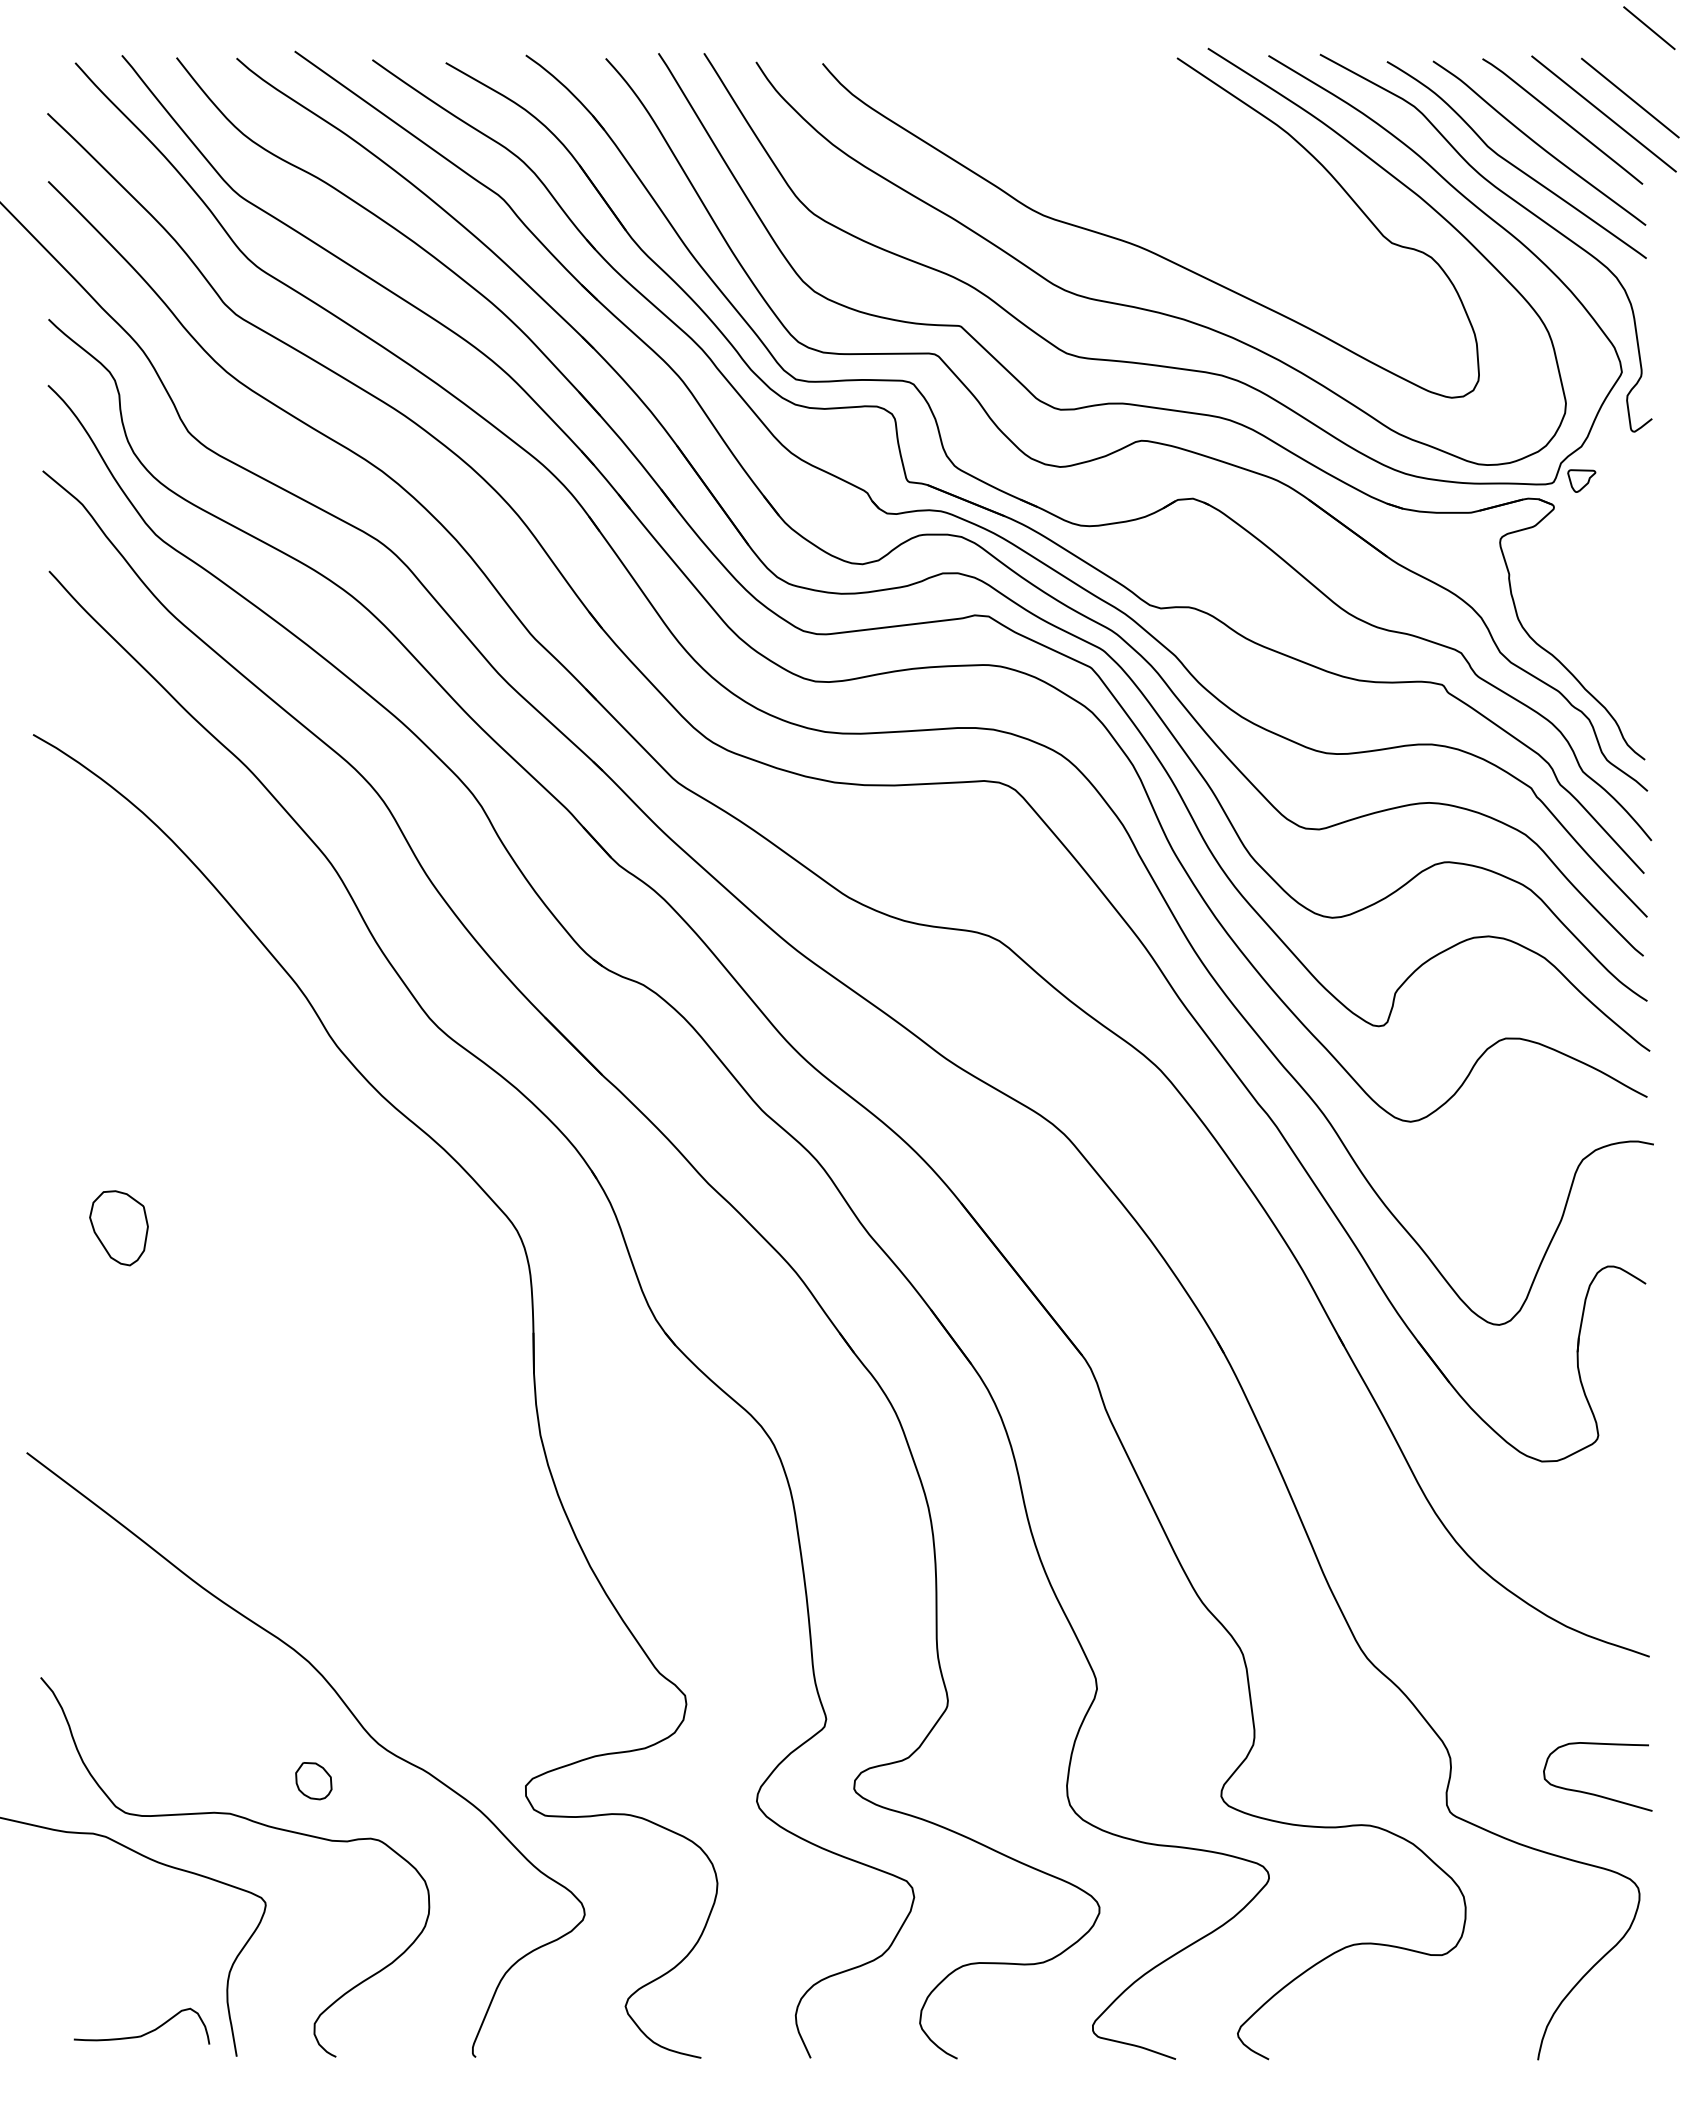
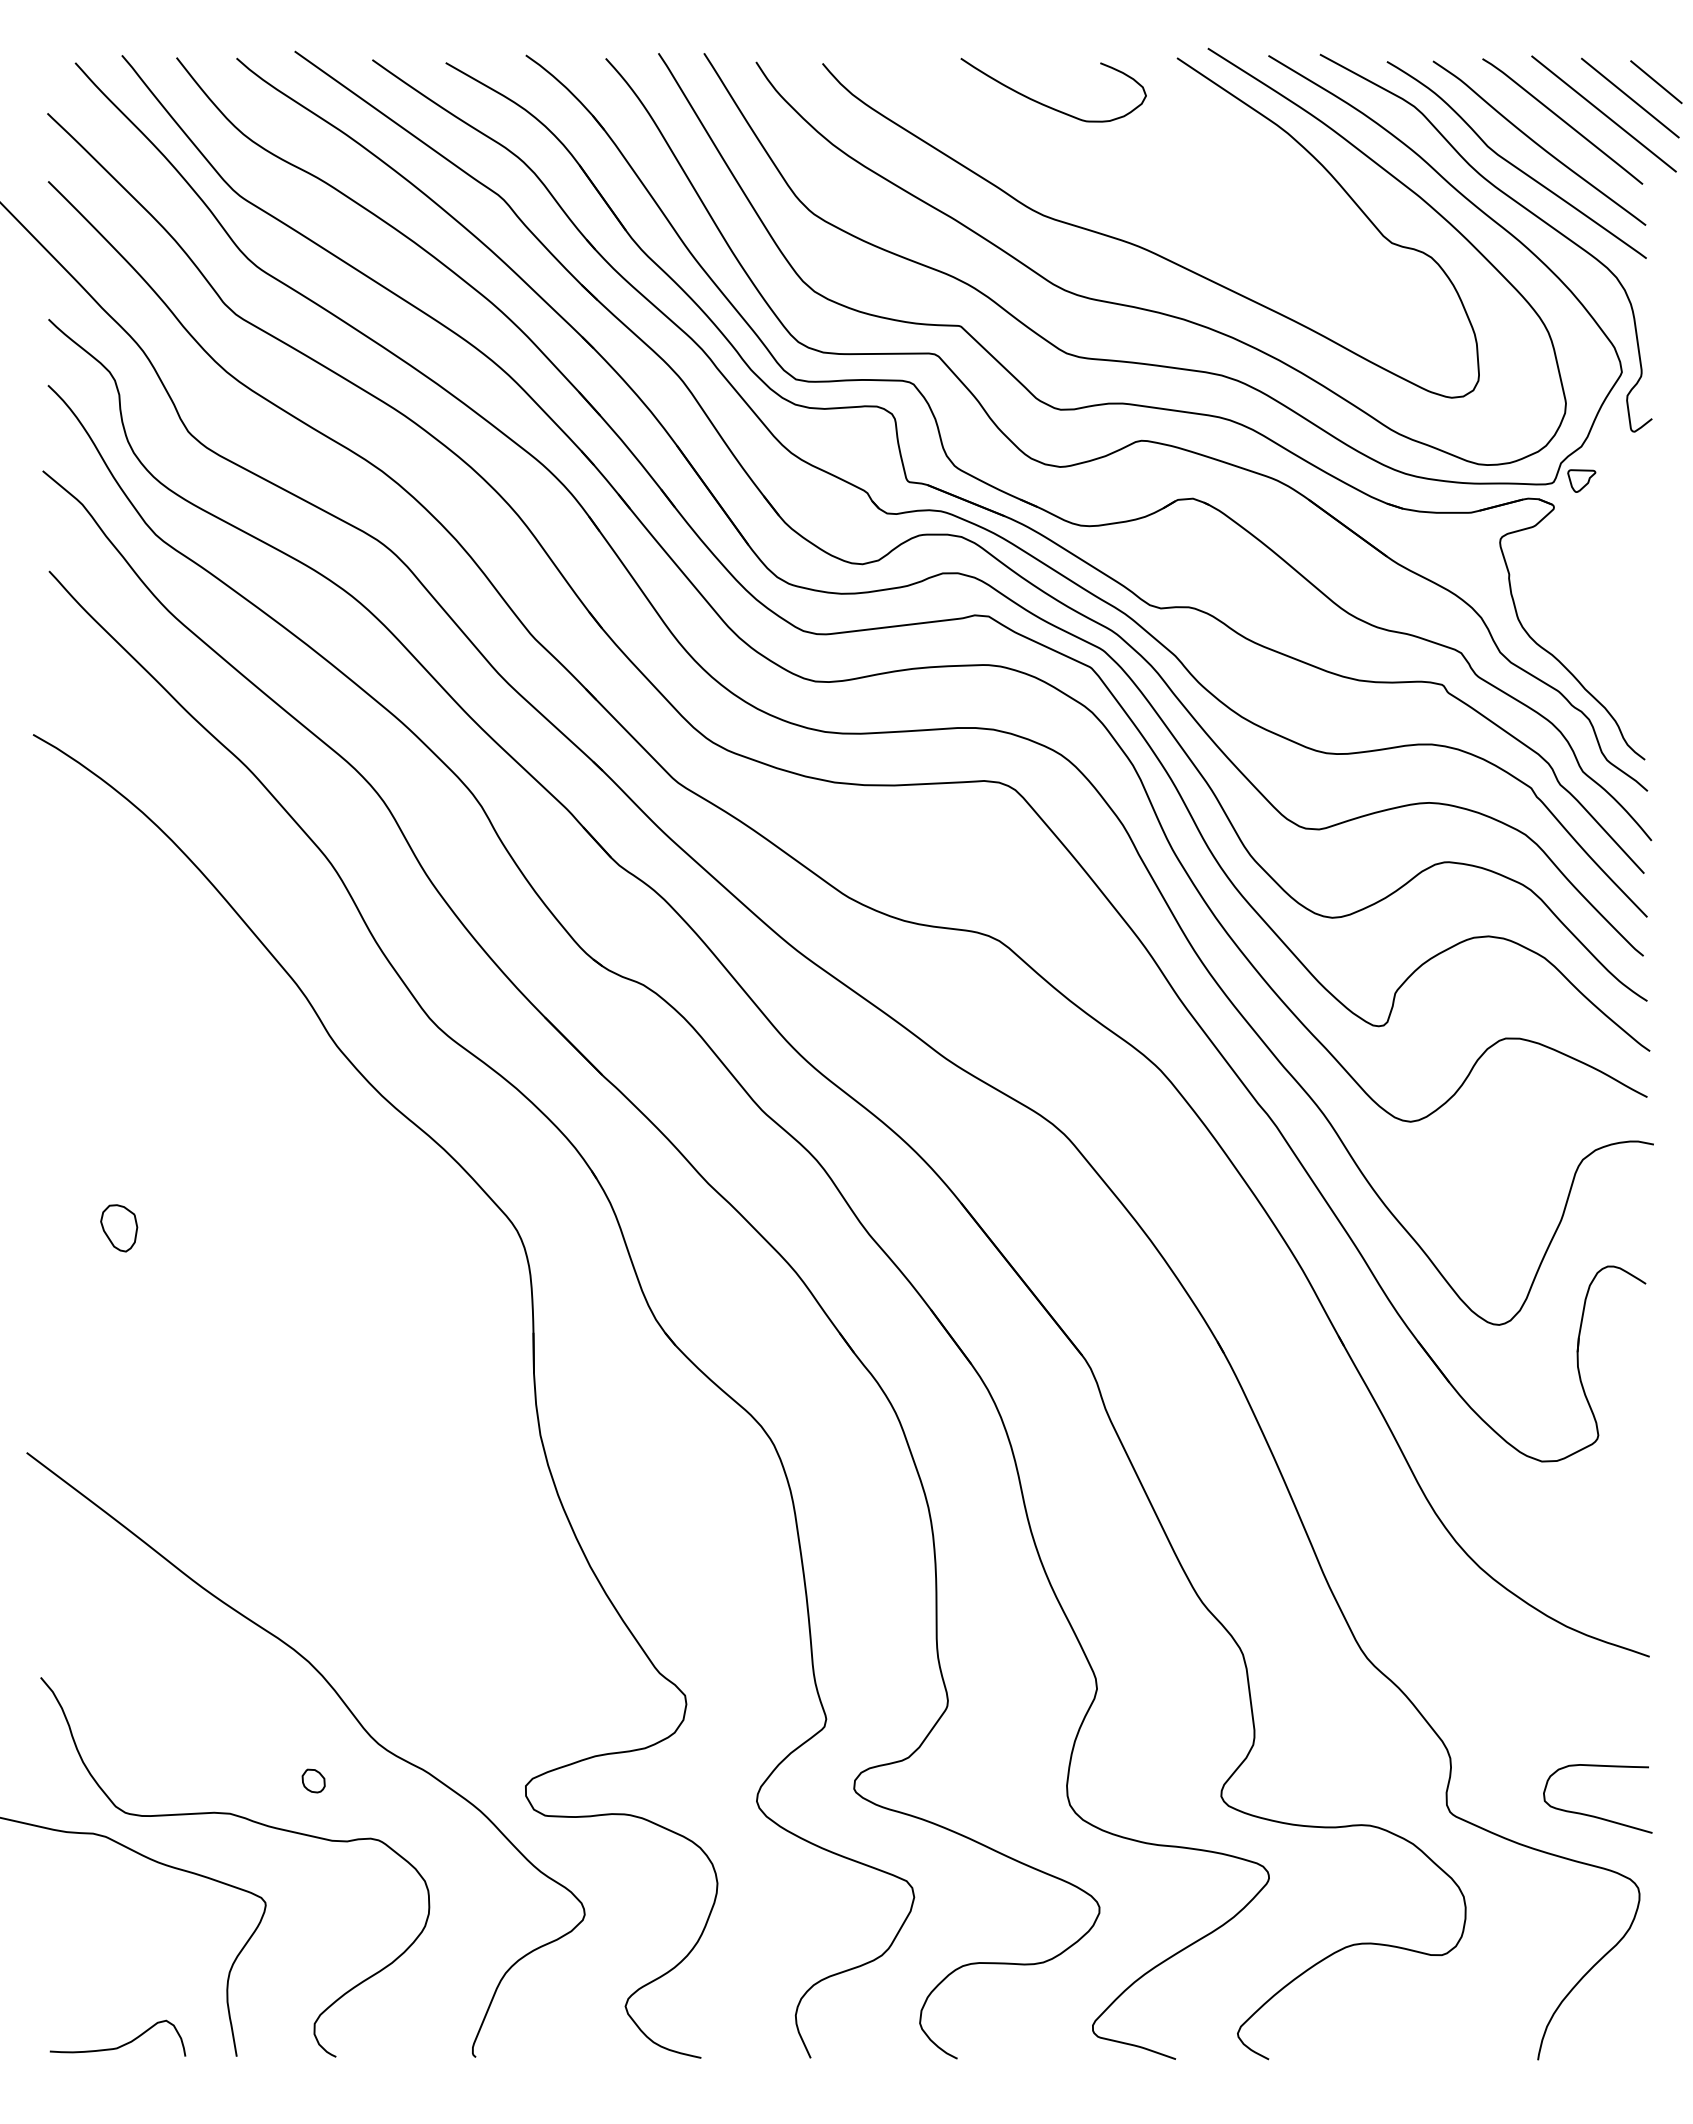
line position: (1649, 28) -> (1656, 82) (1656, 82)
curve: none -> present (1045, 104)
part size: 60x77 px -> 39x49 px (119, 1228)
part size: 38x39 px -> 25x26 px (313, 1780)
curve position: (1594, 1793) -> (1594, 1815) (1594, 1815)
curve position: (144, 2033) -> (120, 2045) (120, 2045)
